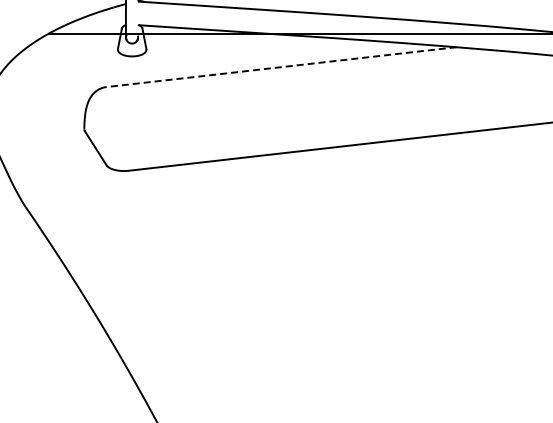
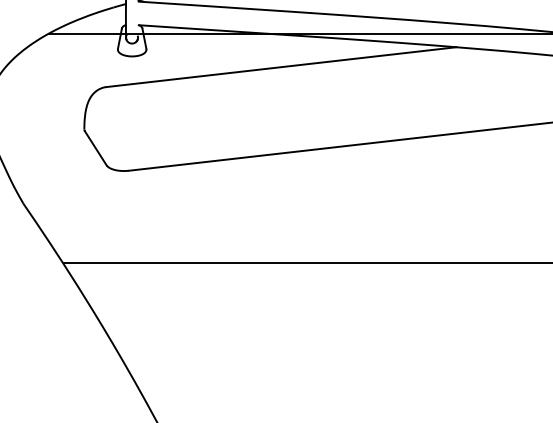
line: dashed -> solid (281, 67)
line: none -> present (306, 263)
